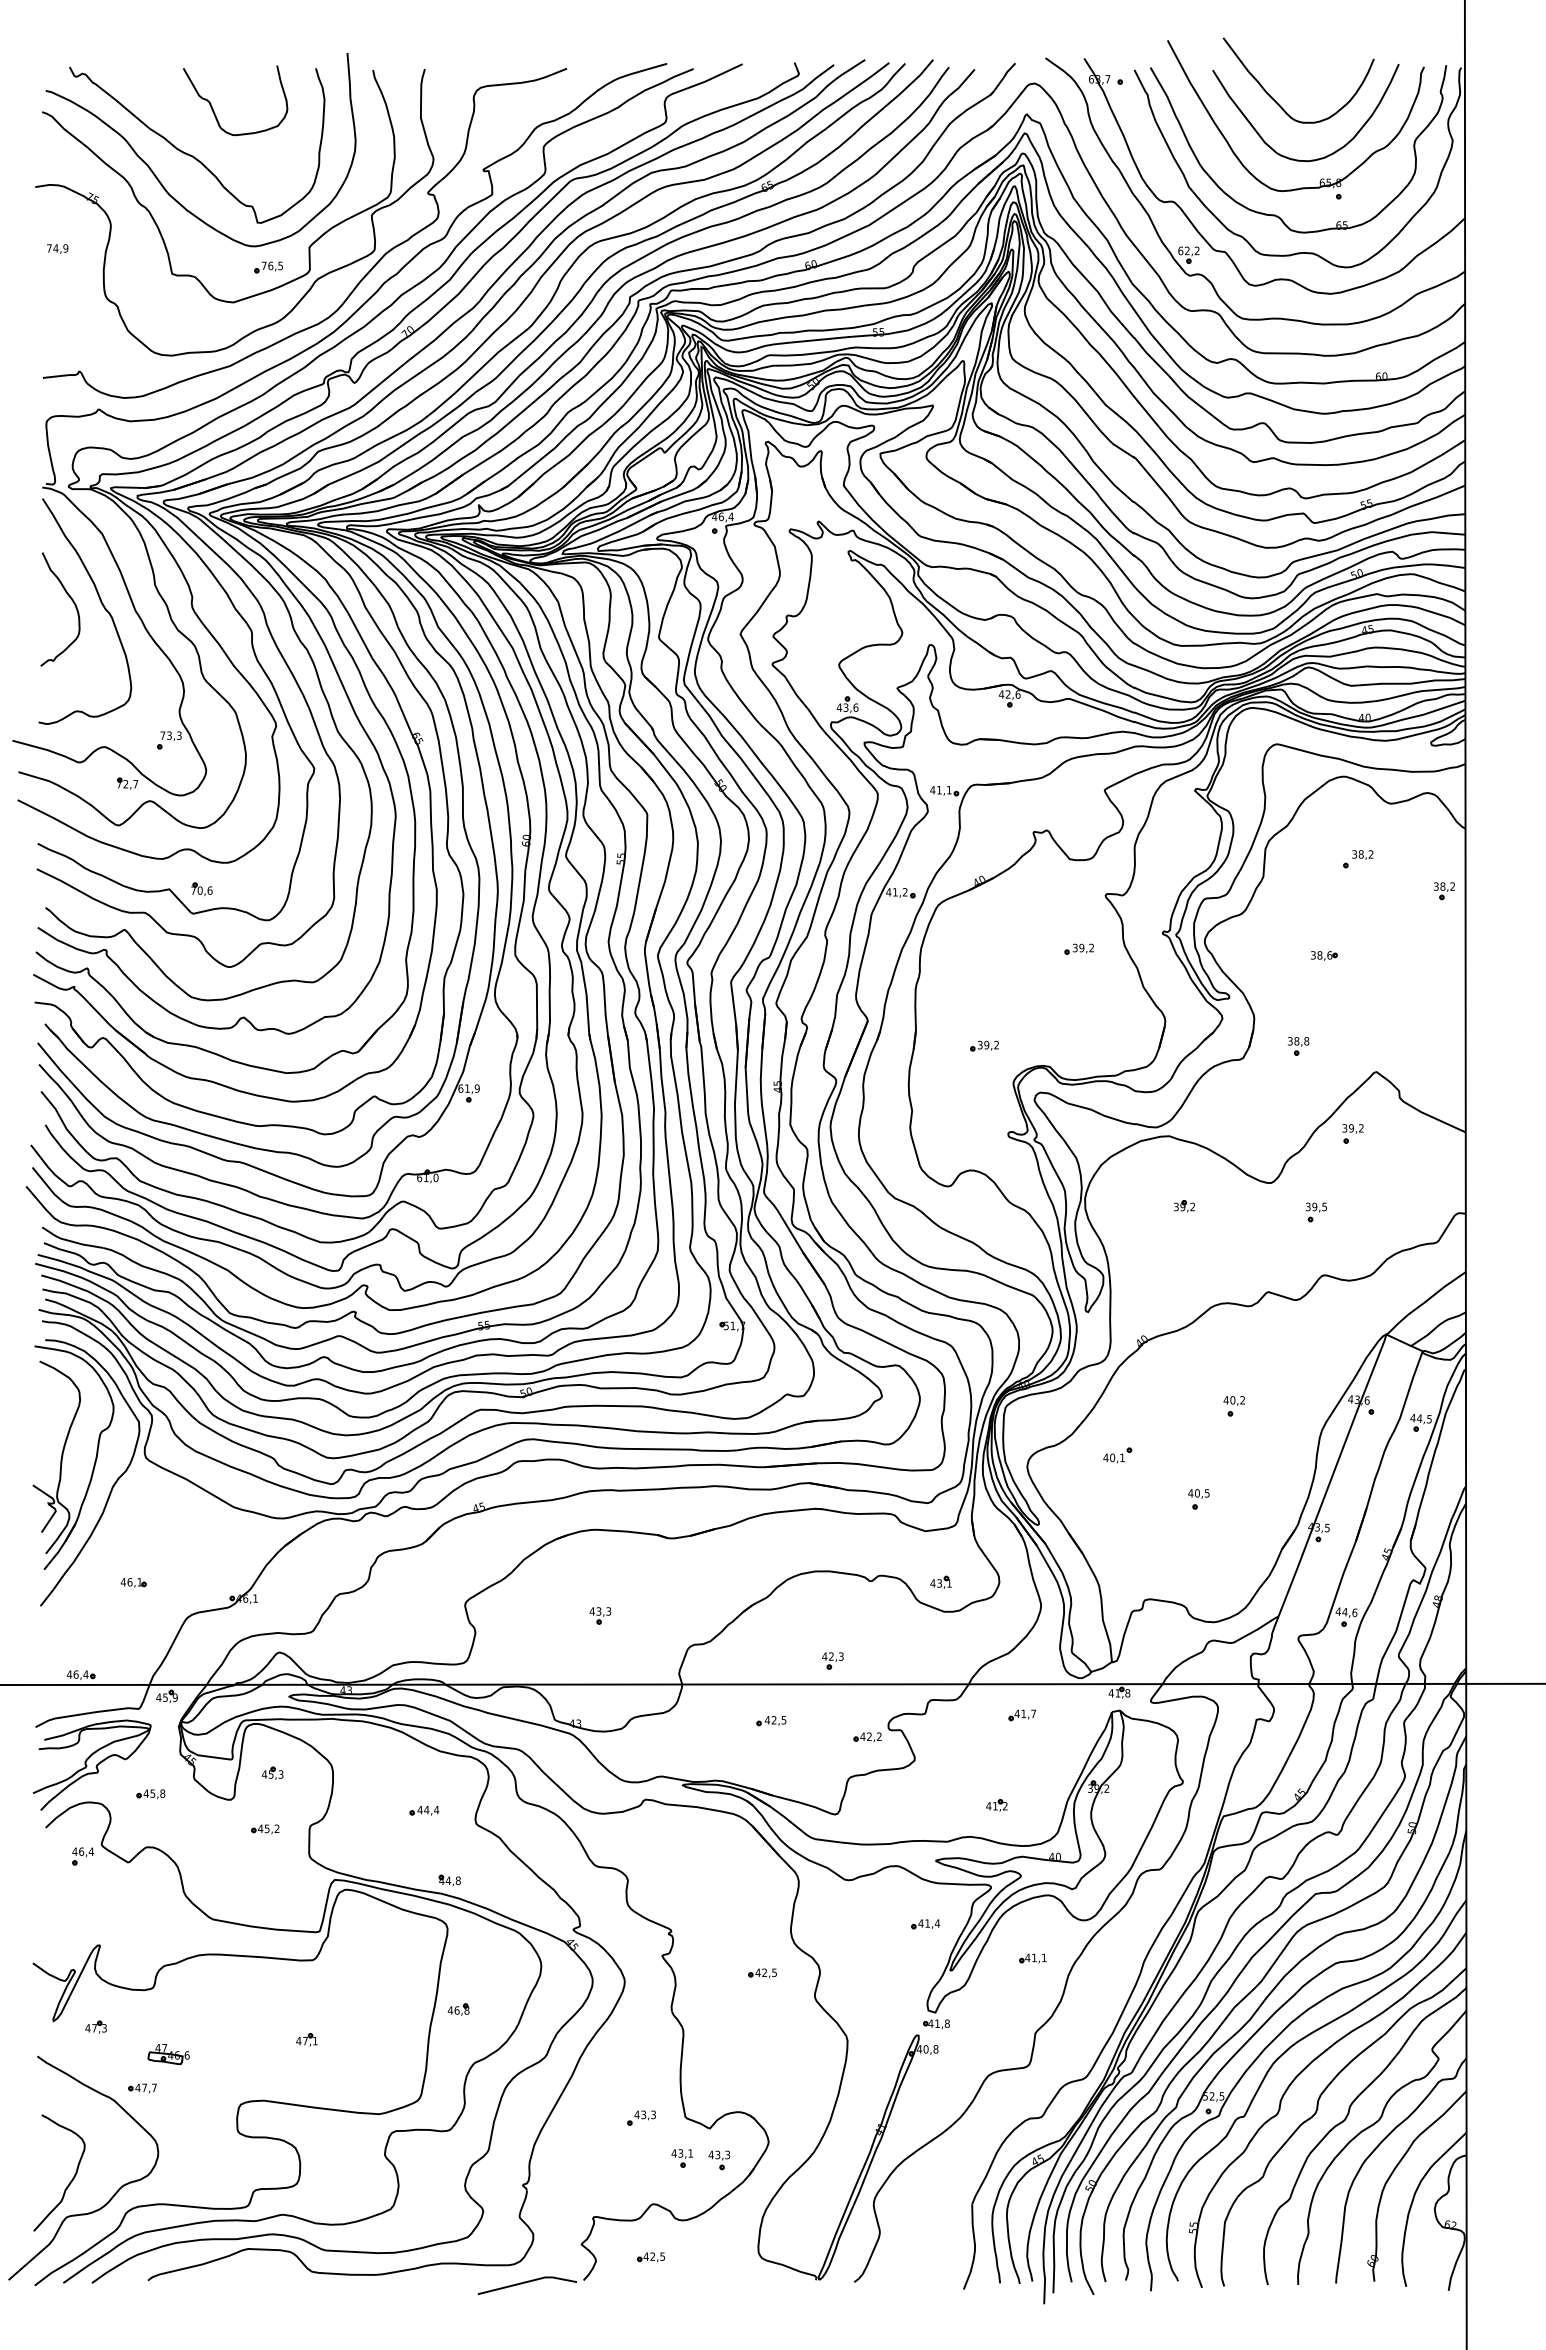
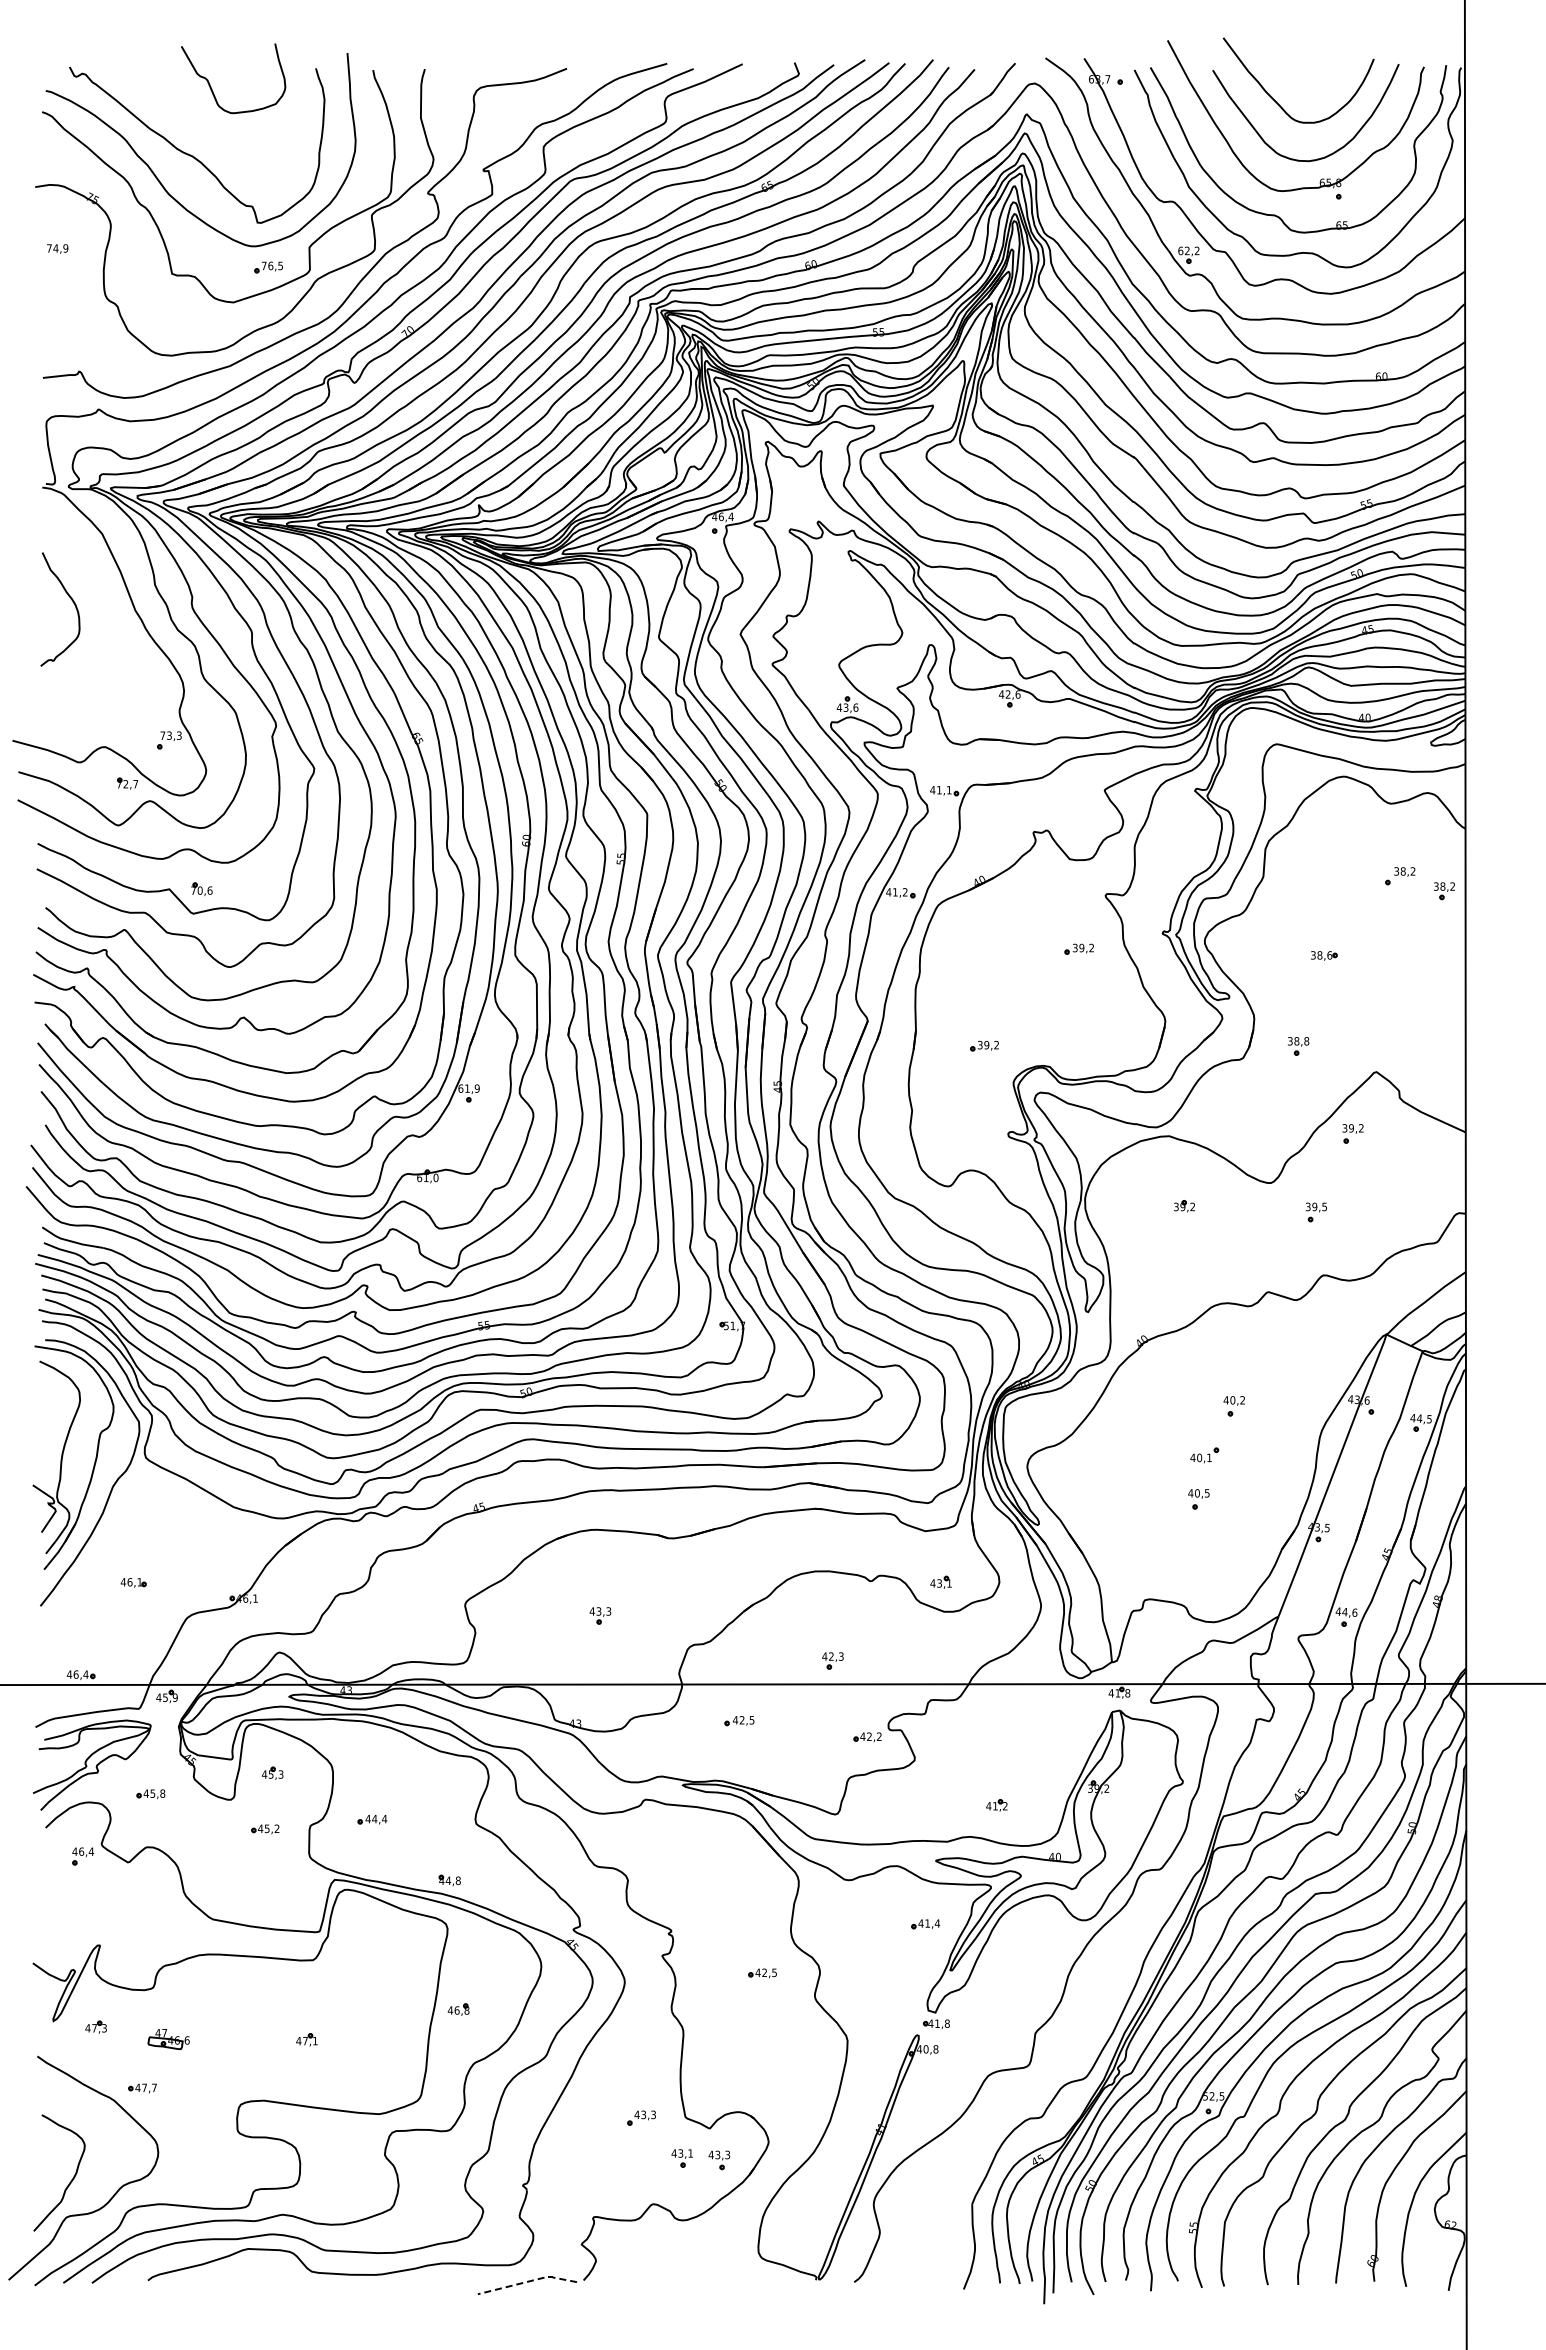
curve position: (213, 108) -> (211, 86) (211, 86)
curve: present -> none (101, 604)
part position: (1358, 859) -> (1400, 876) (1400, 876)
part position: (1117, 1455) -> (1204, 1455) (1204, 1455)
part: present -> none (1021, 1715)
part position: (771, 1721) -> (739, 1721) (739, 1721)
part position: (424, 1810) -> (372, 1819) (372, 1819)
part: present -> none (1032, 1958)
part position: (168, 2054) -> (168, 2039) (168, 2039)
part: present -> none (650, 2257)
line: solid -> dashed (527, 2281)
